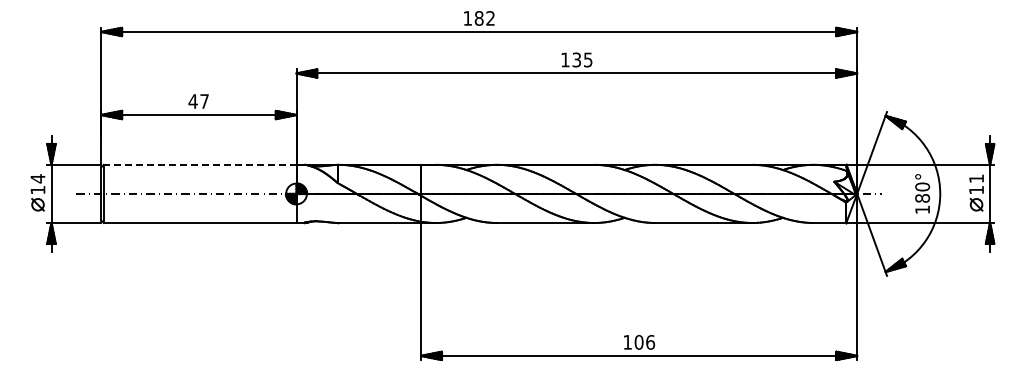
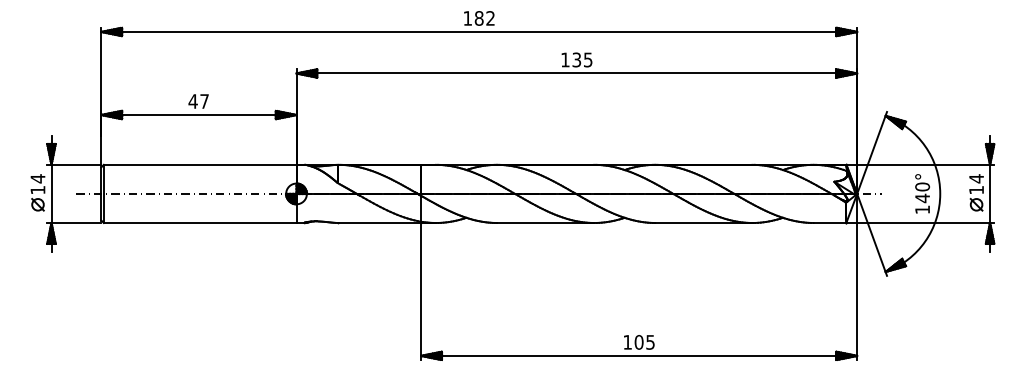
line: dashed -> solid (199, 164)
text: 11 -> 14 (976, 178)
text: 180° -> 140° (922, 198)
text: 106 -> 105 (650, 341)
